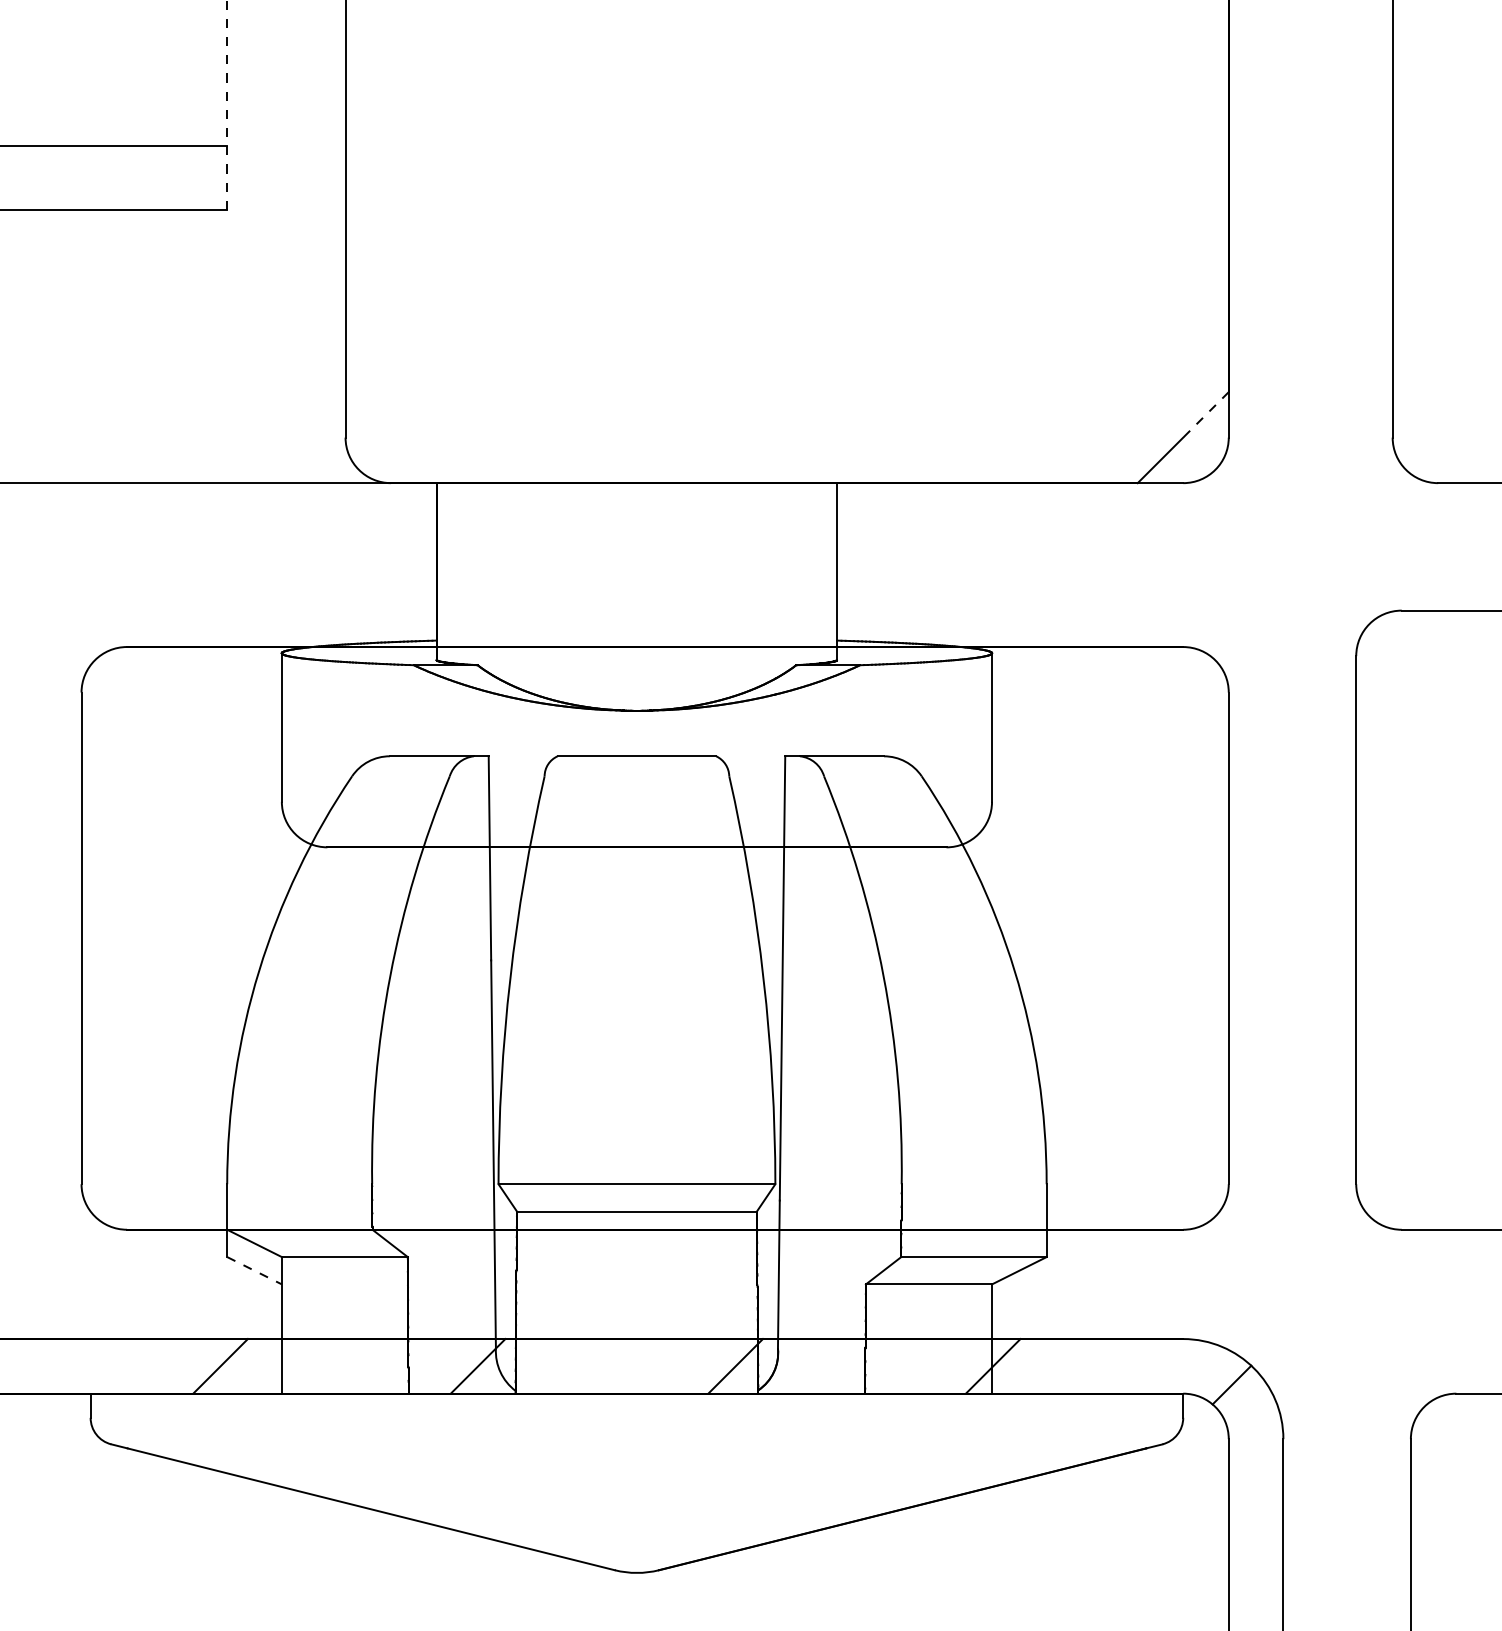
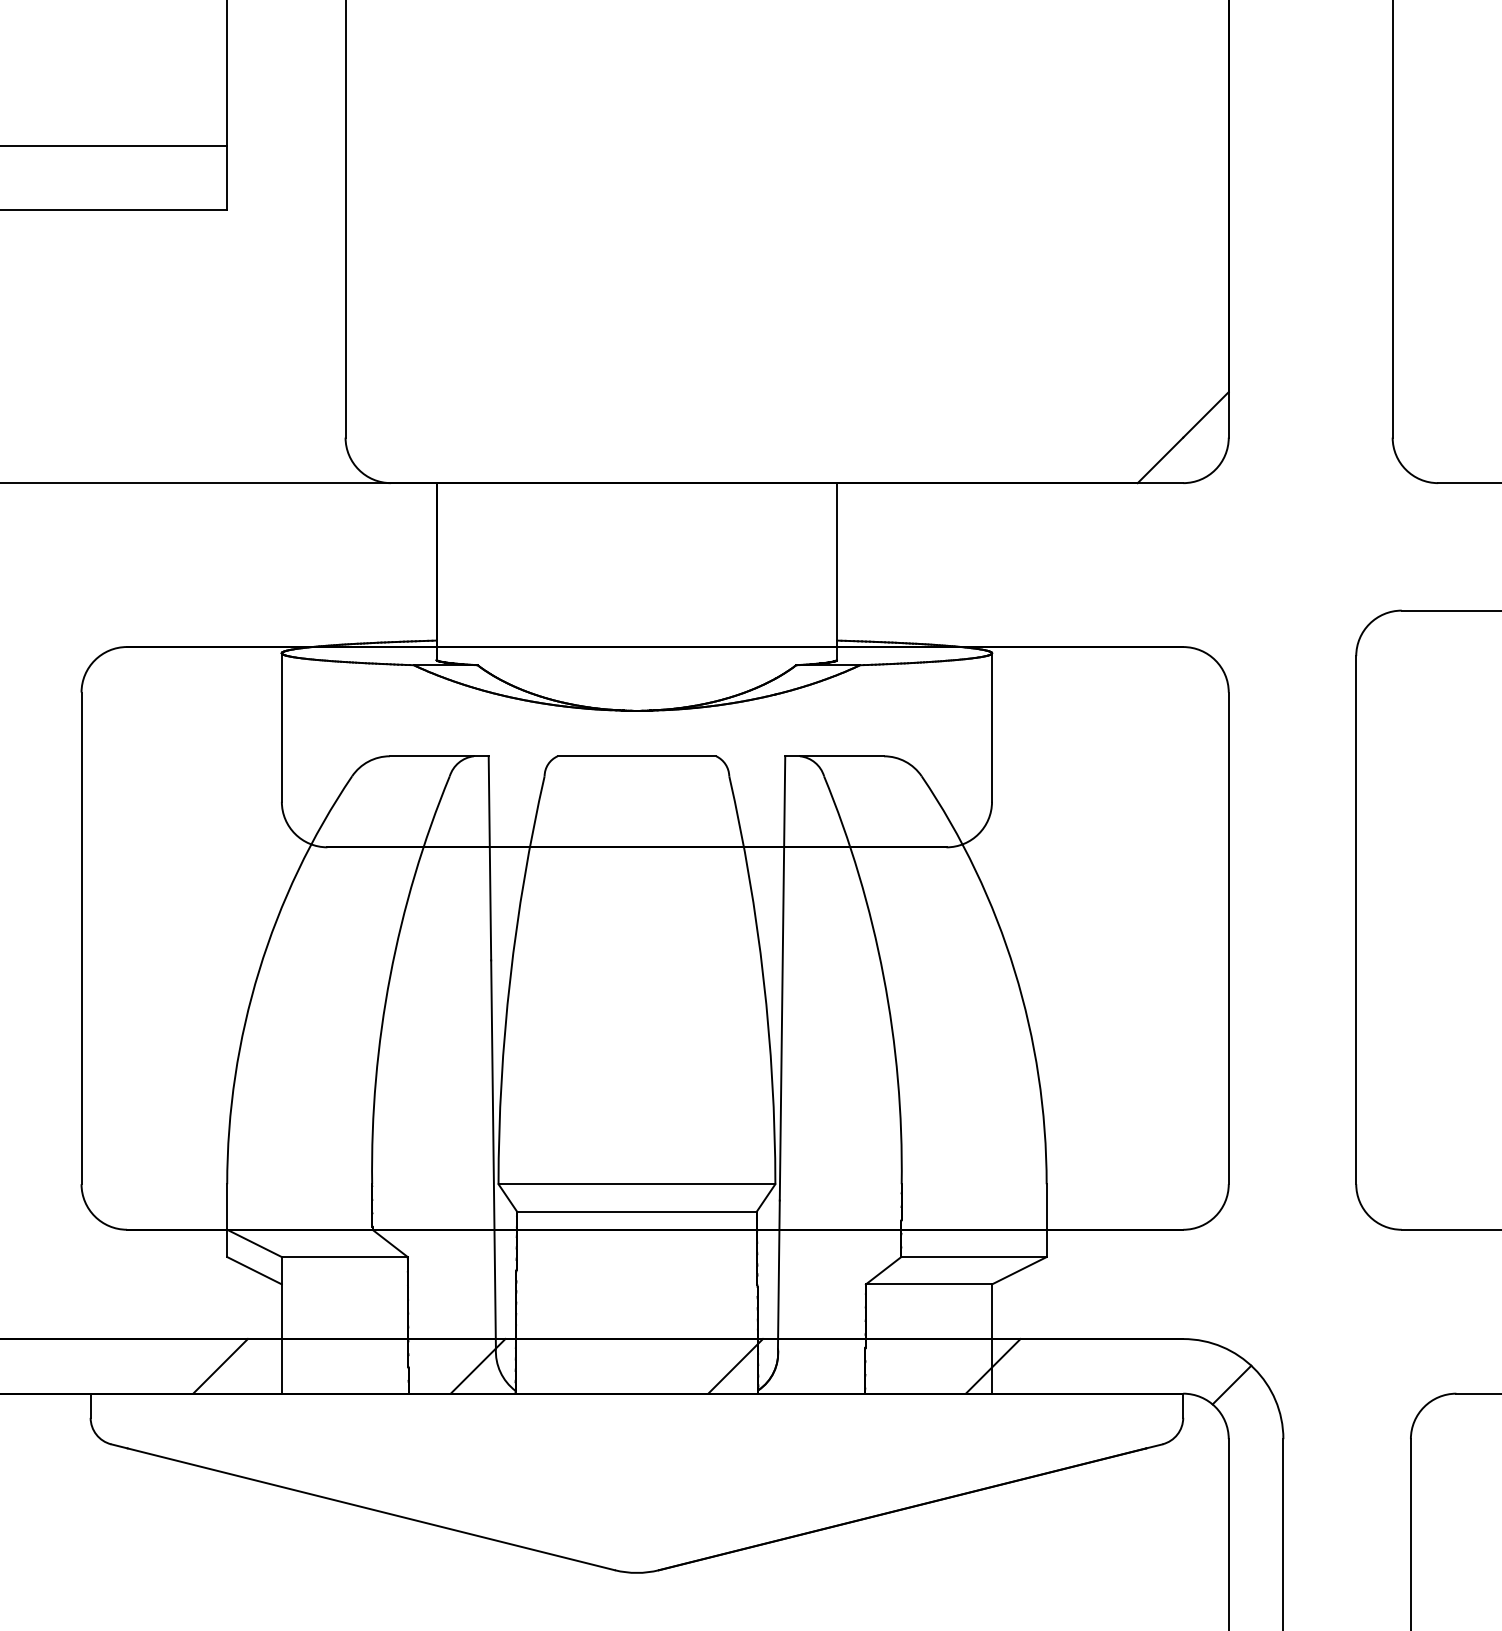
line: dashed -> solid (227, 105)
line: dashed -> solid (1205, 415)
line: dashed -> solid (254, 1270)
